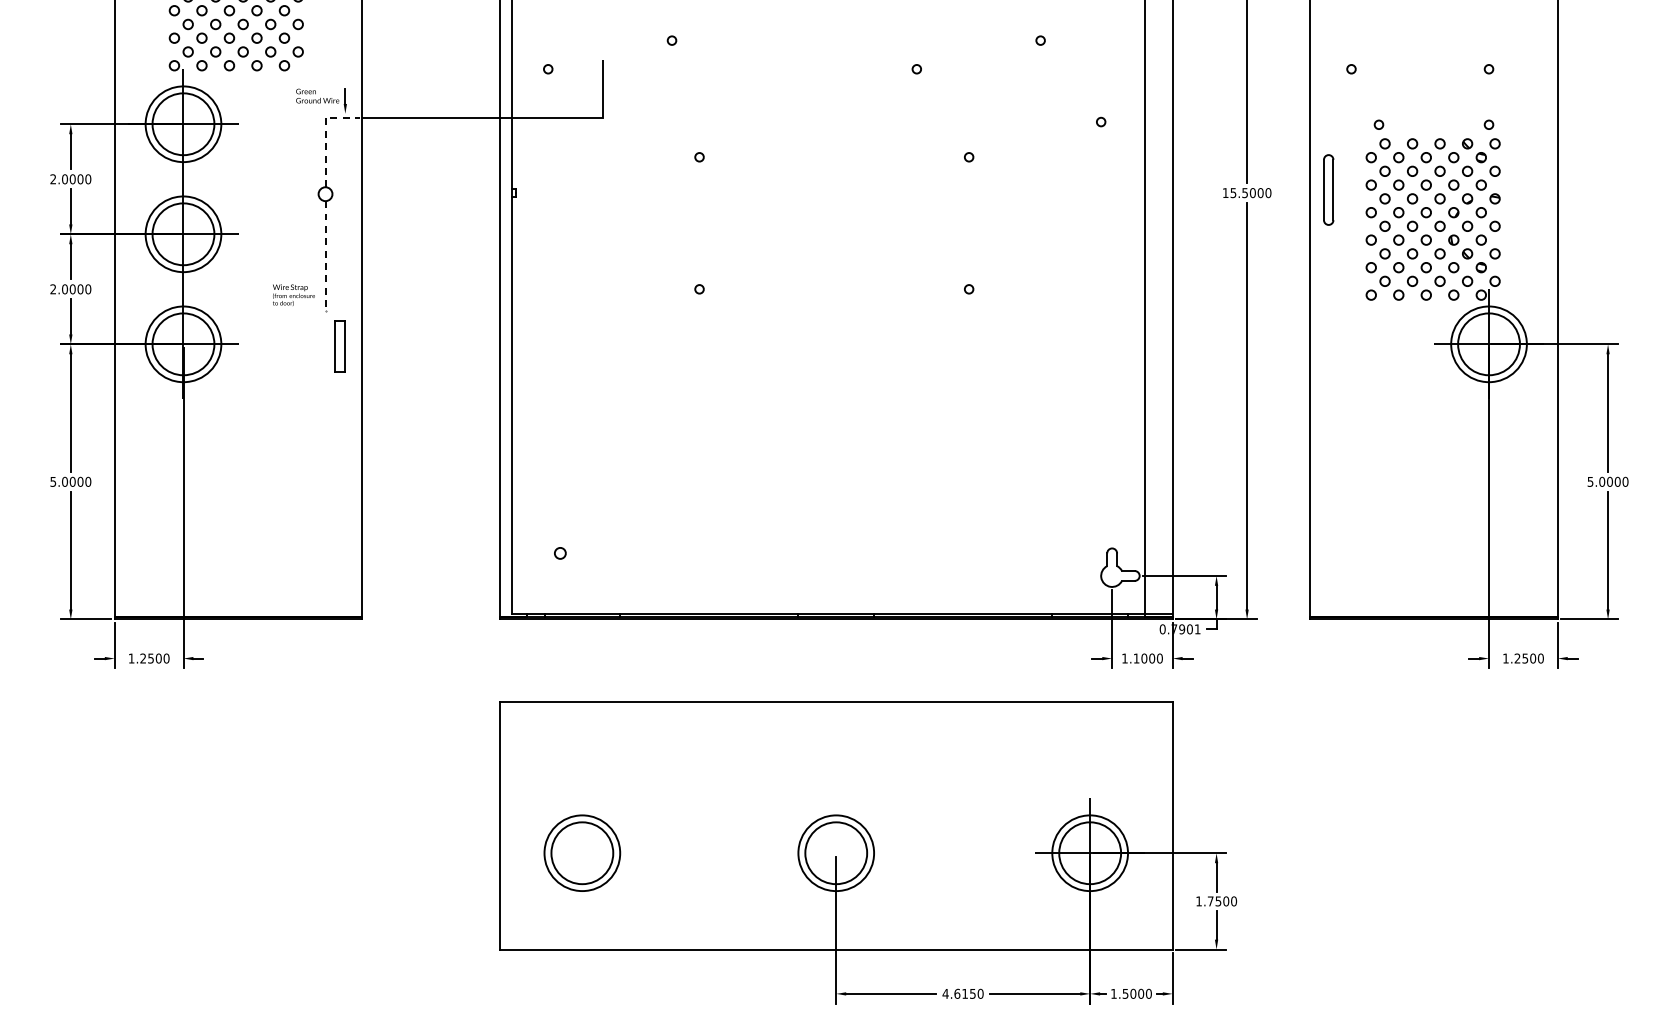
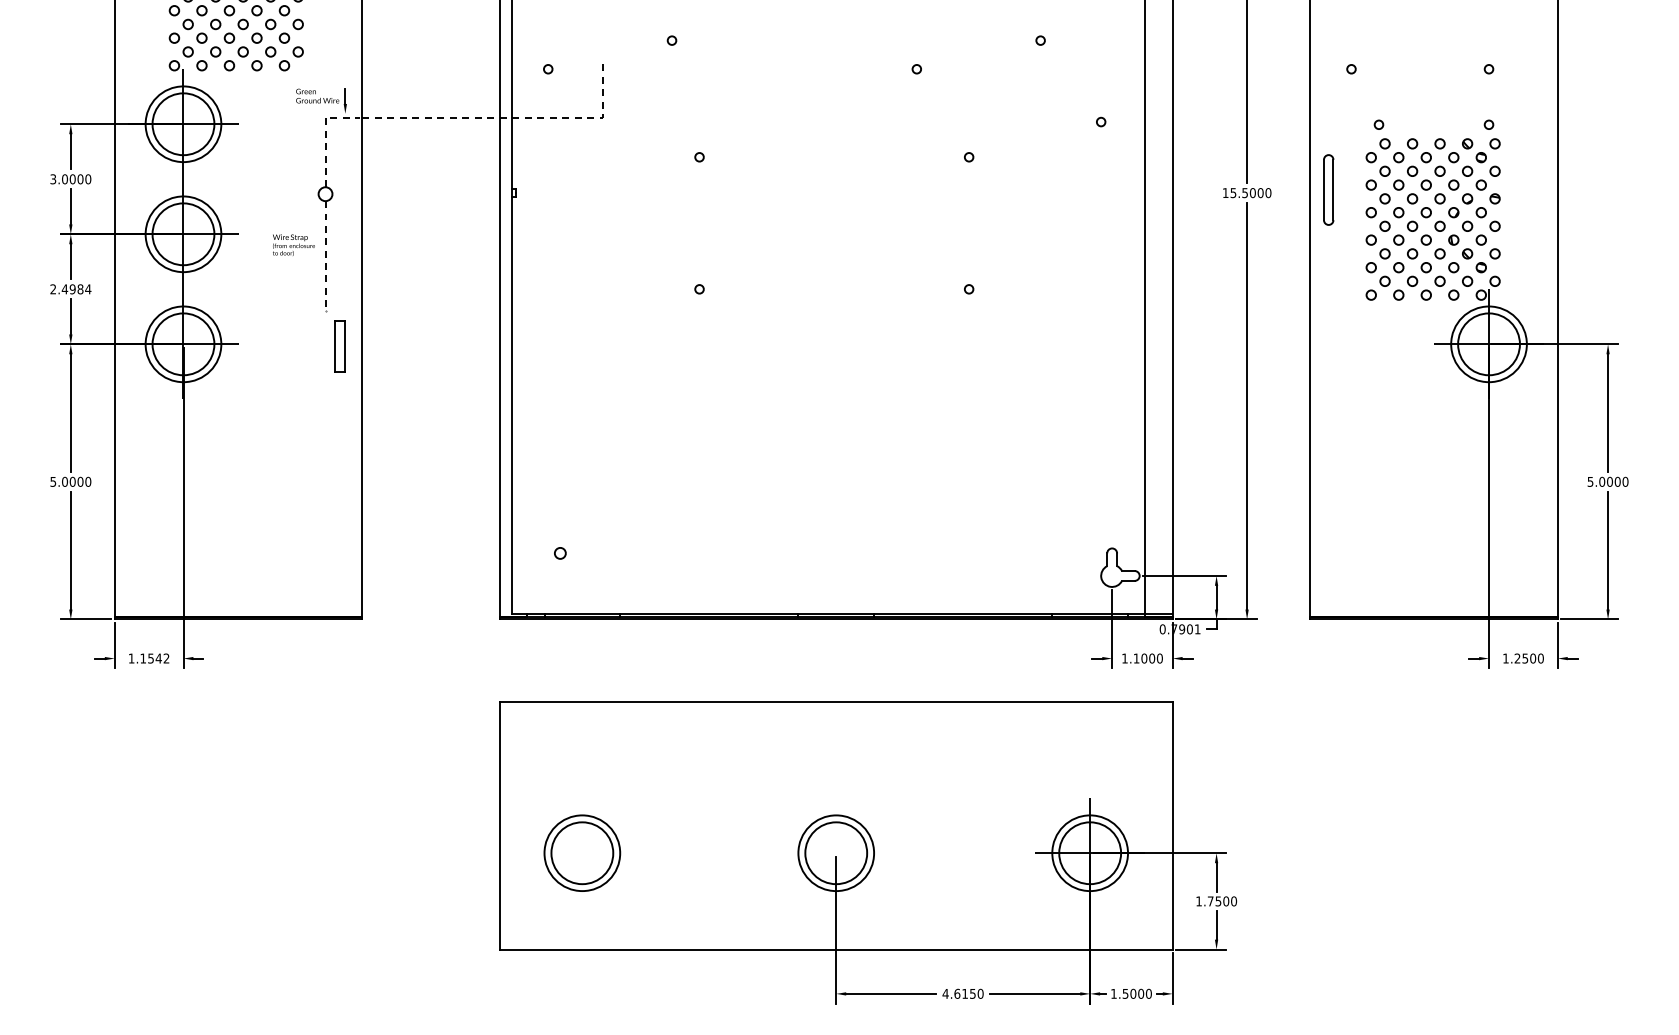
line: solid -> dashed (512, 117)
text: 2.0000 -> 3.0000 (53, 179)
text: 2.0000 -> 2.4984 (76, 289)
text position: (293, 294) -> (293, 244) (293, 244)
text: 1.2500 -> 1.1542 (154, 658)
